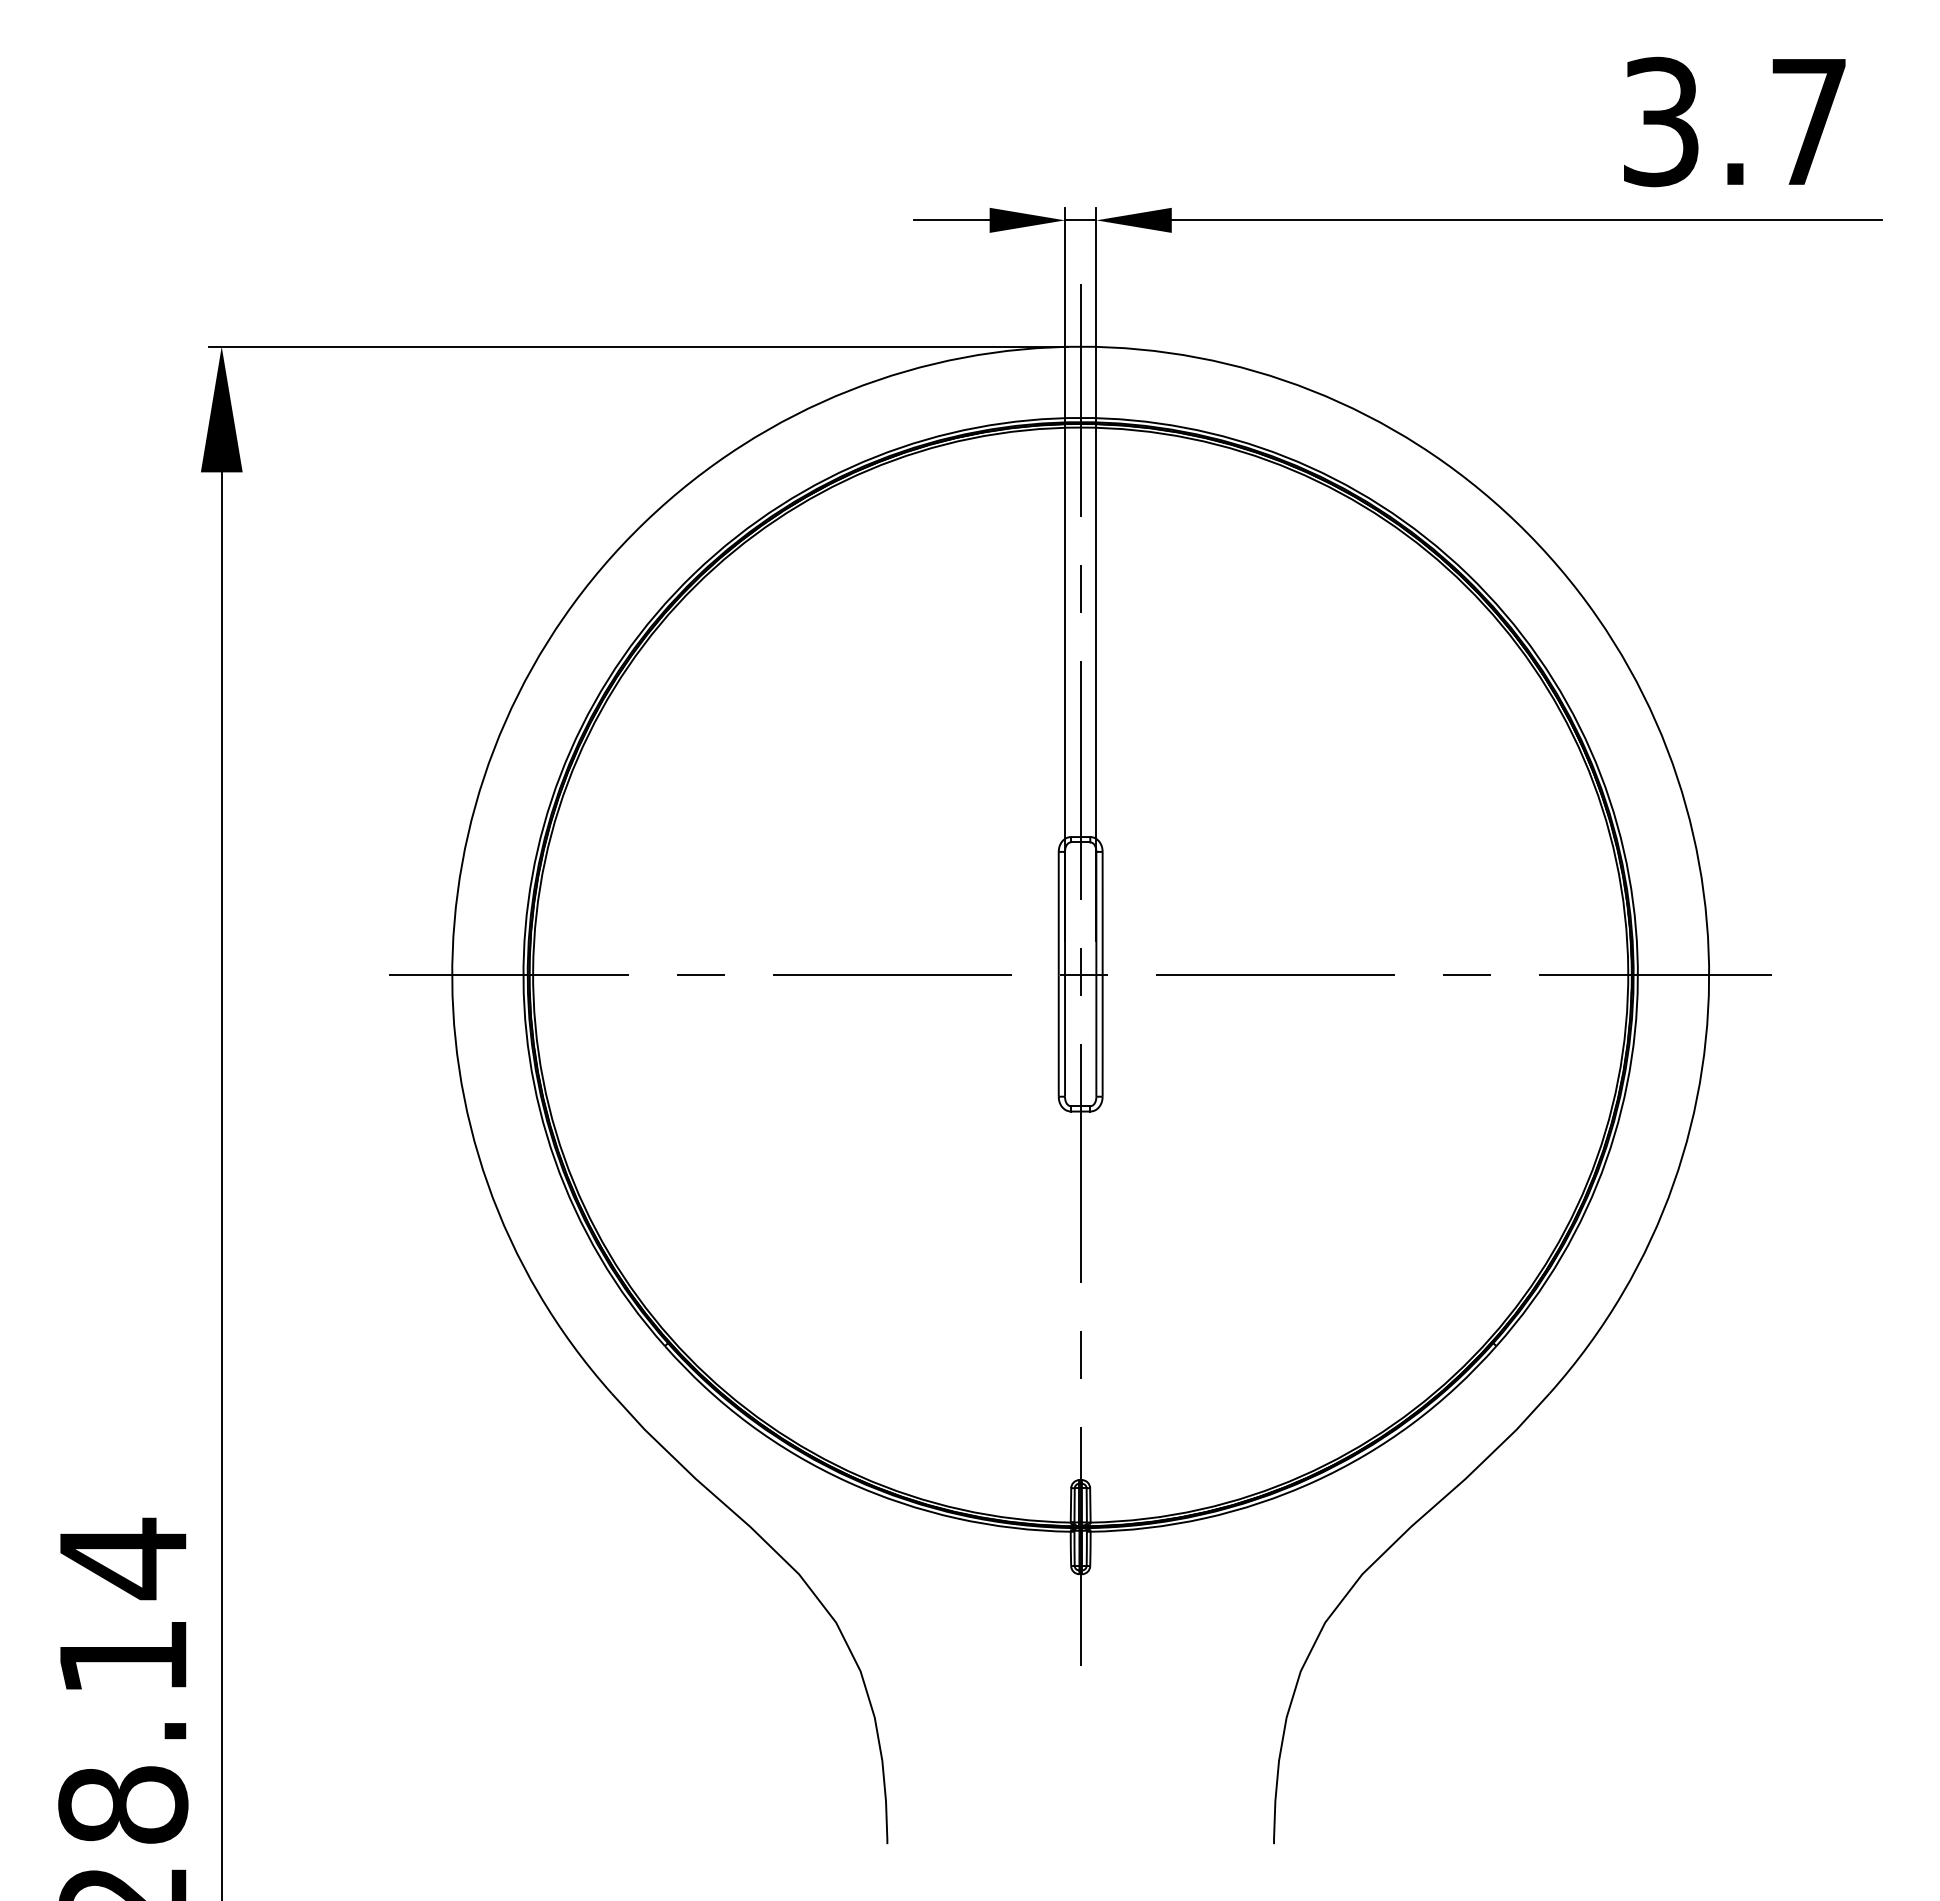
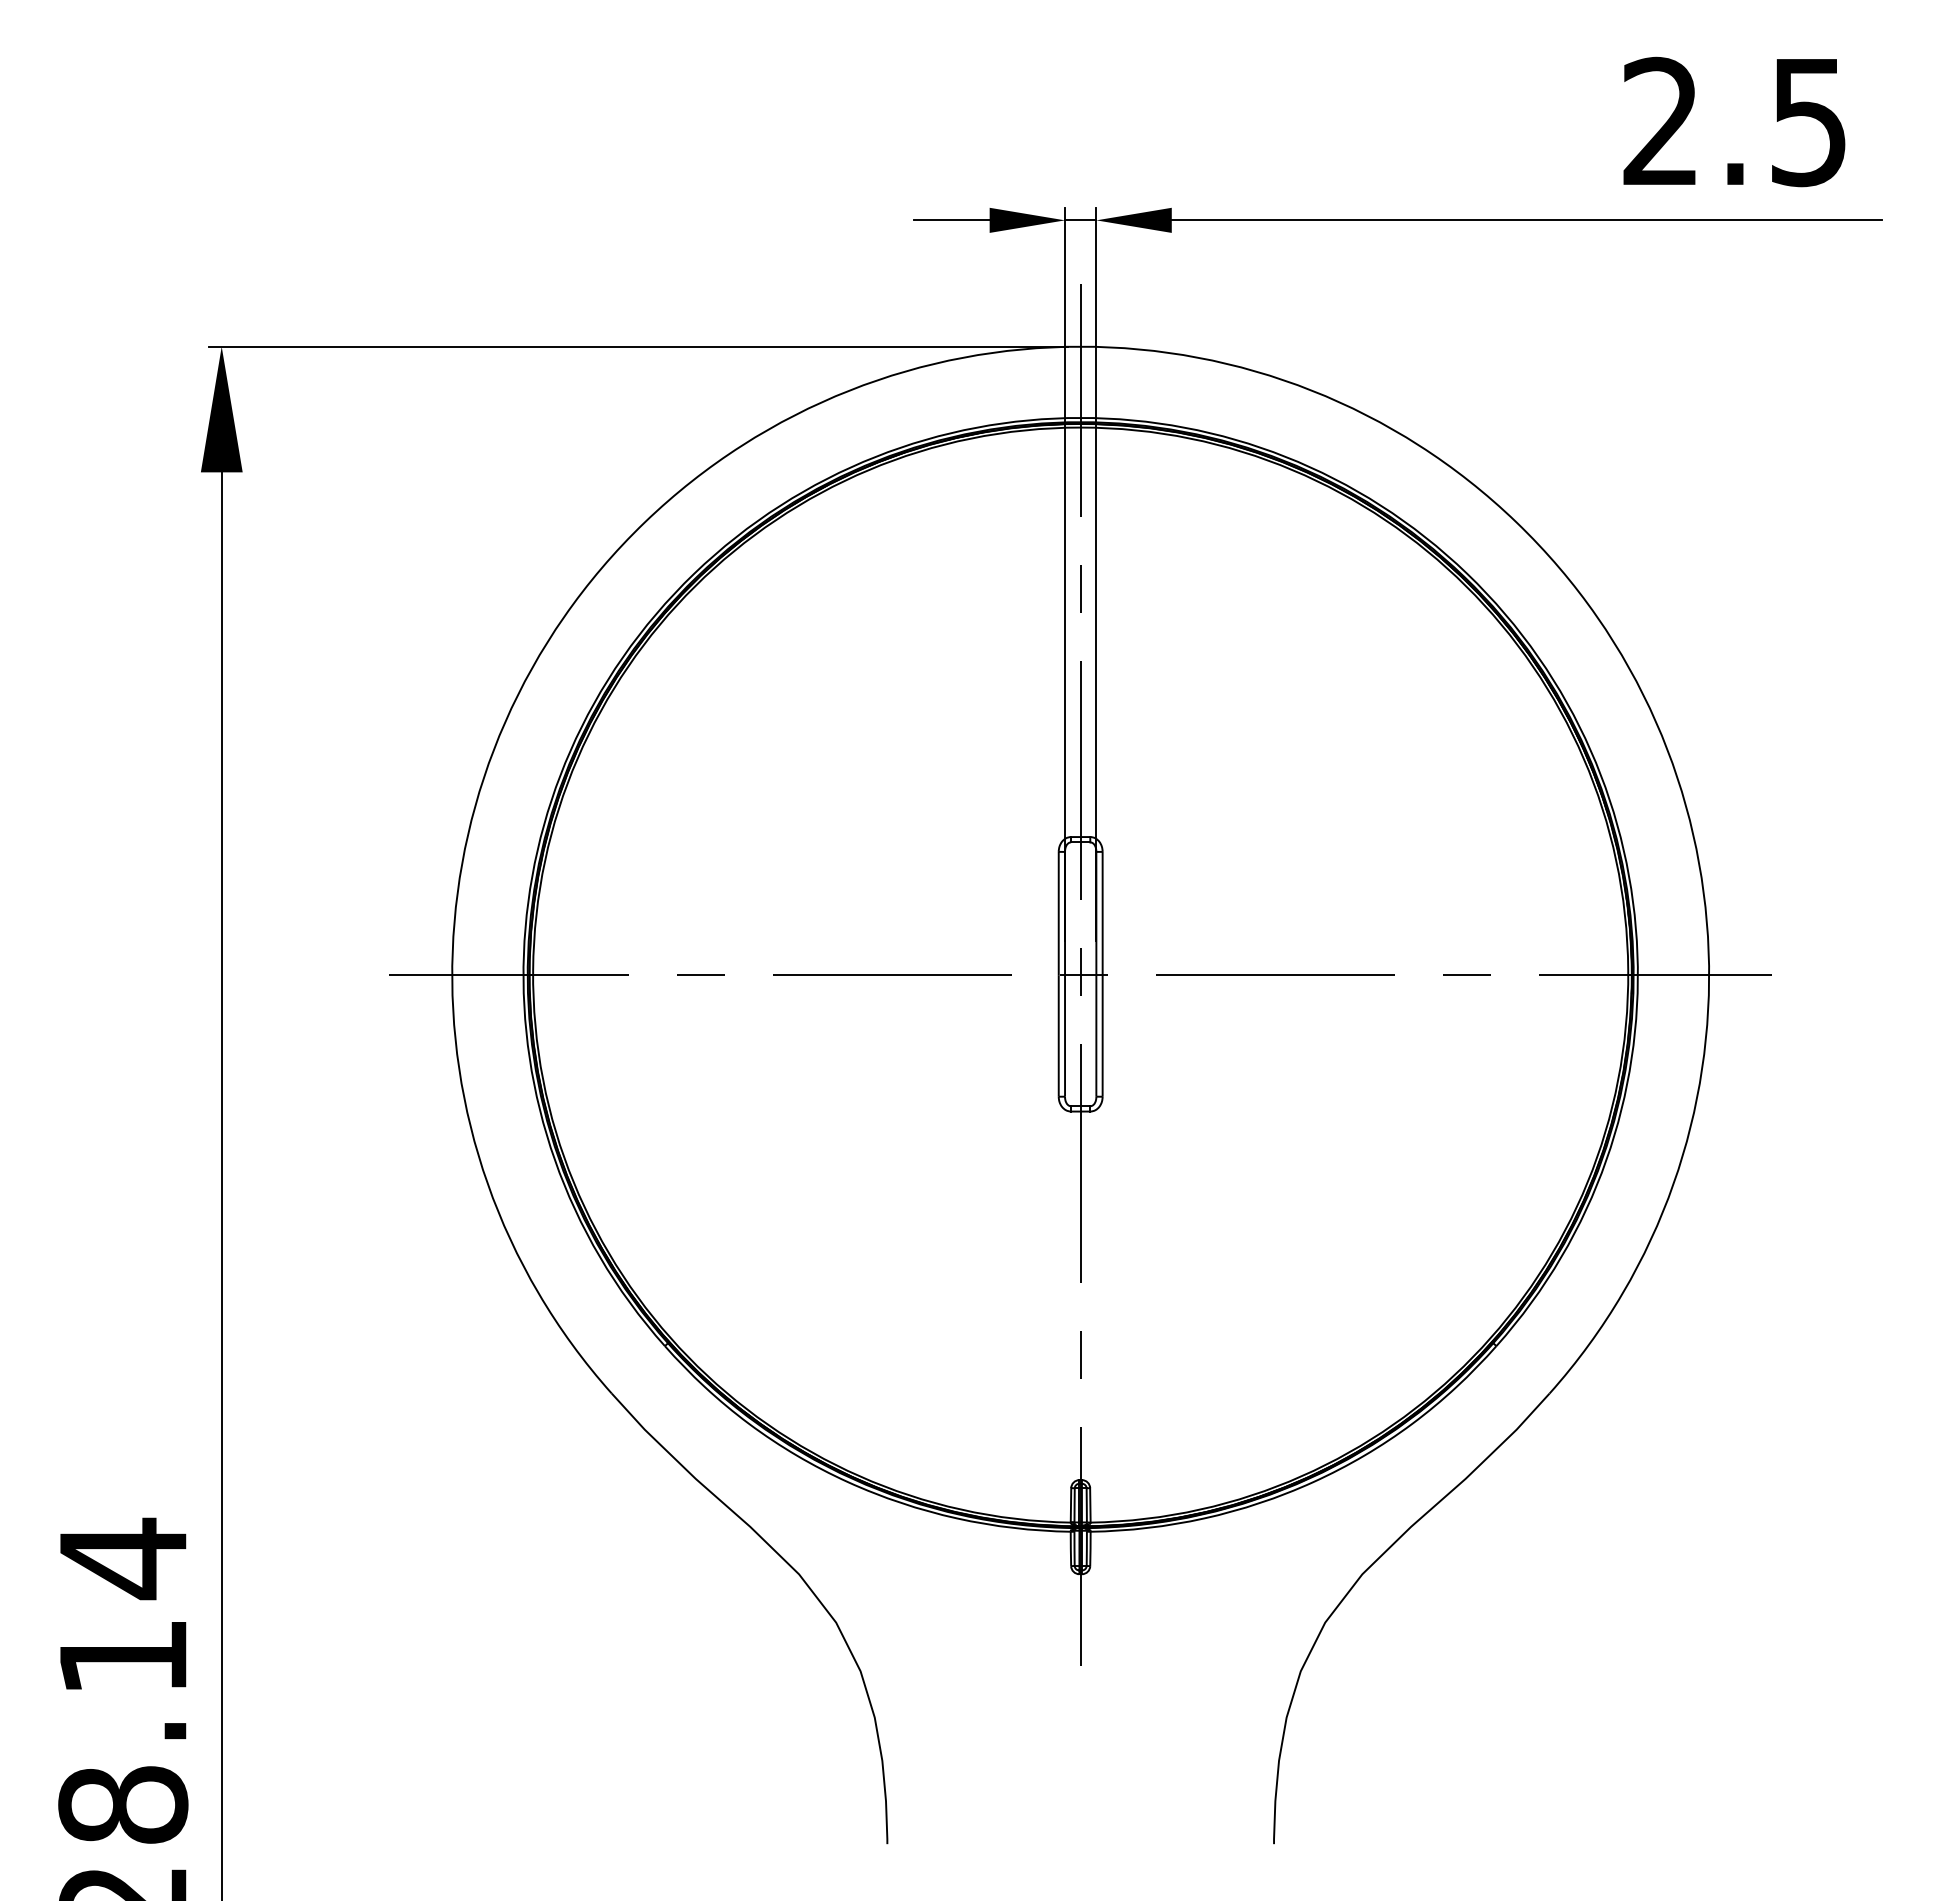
text: 3.7 -> 2.5 (1734, 122)
